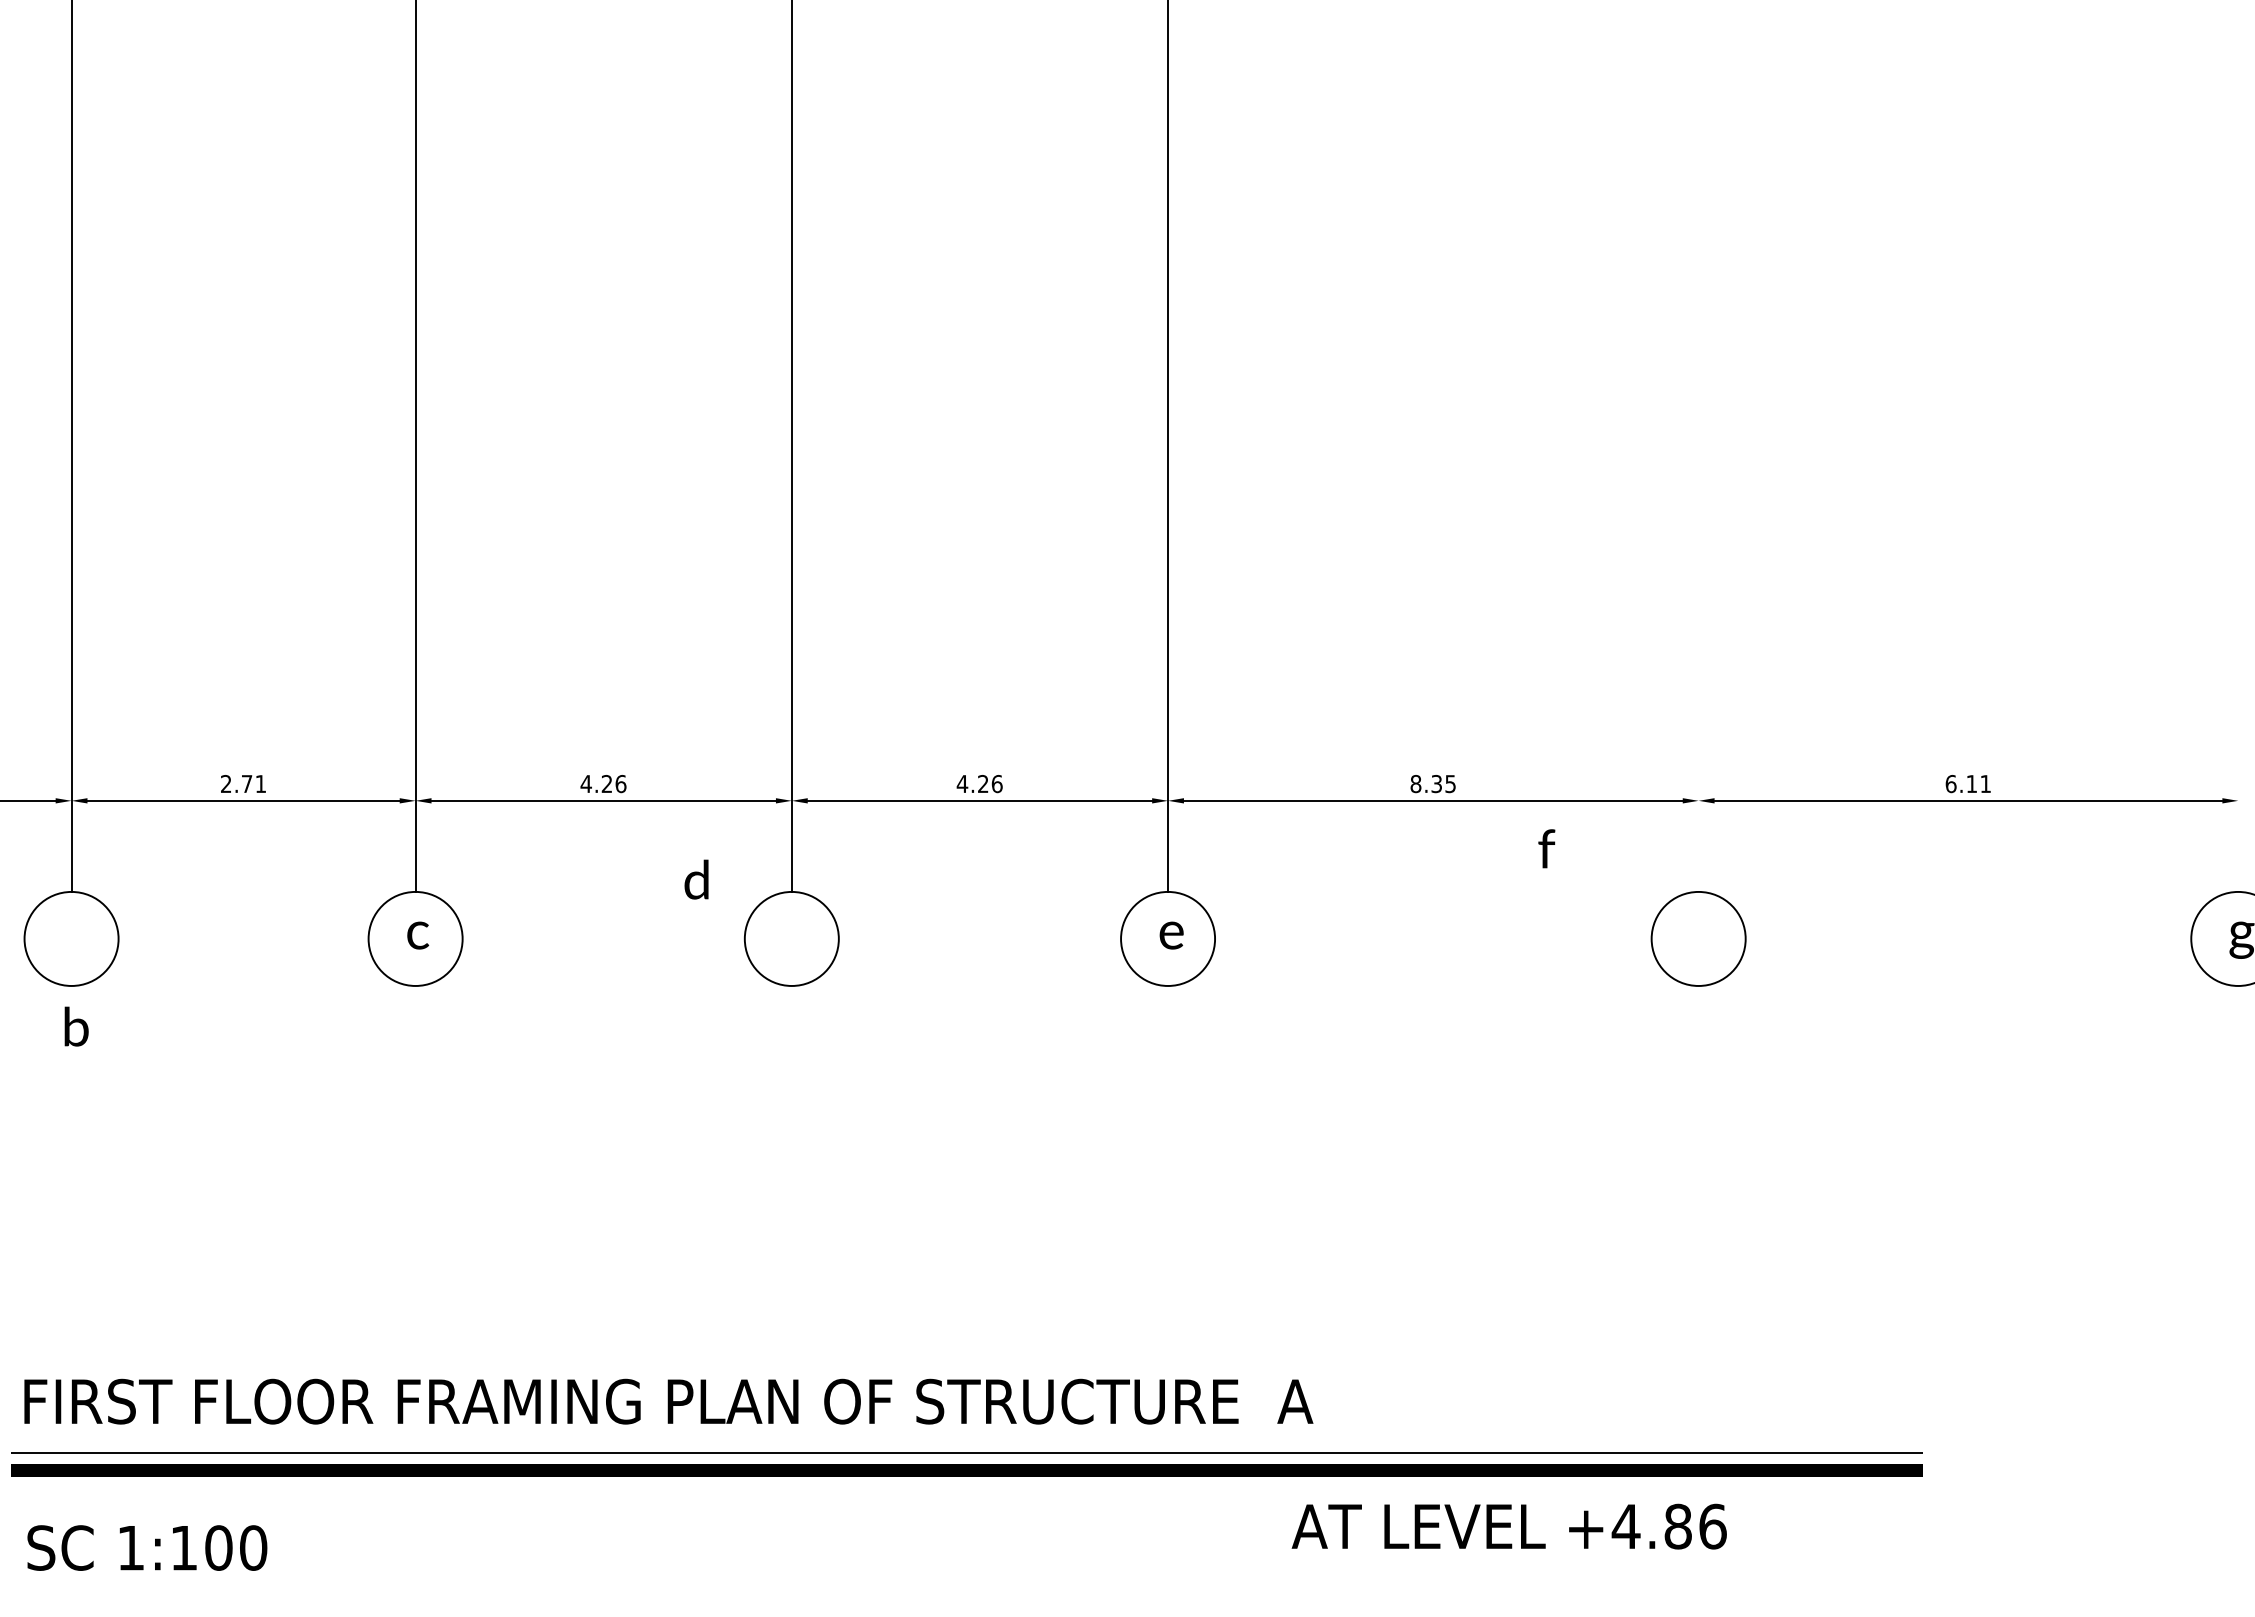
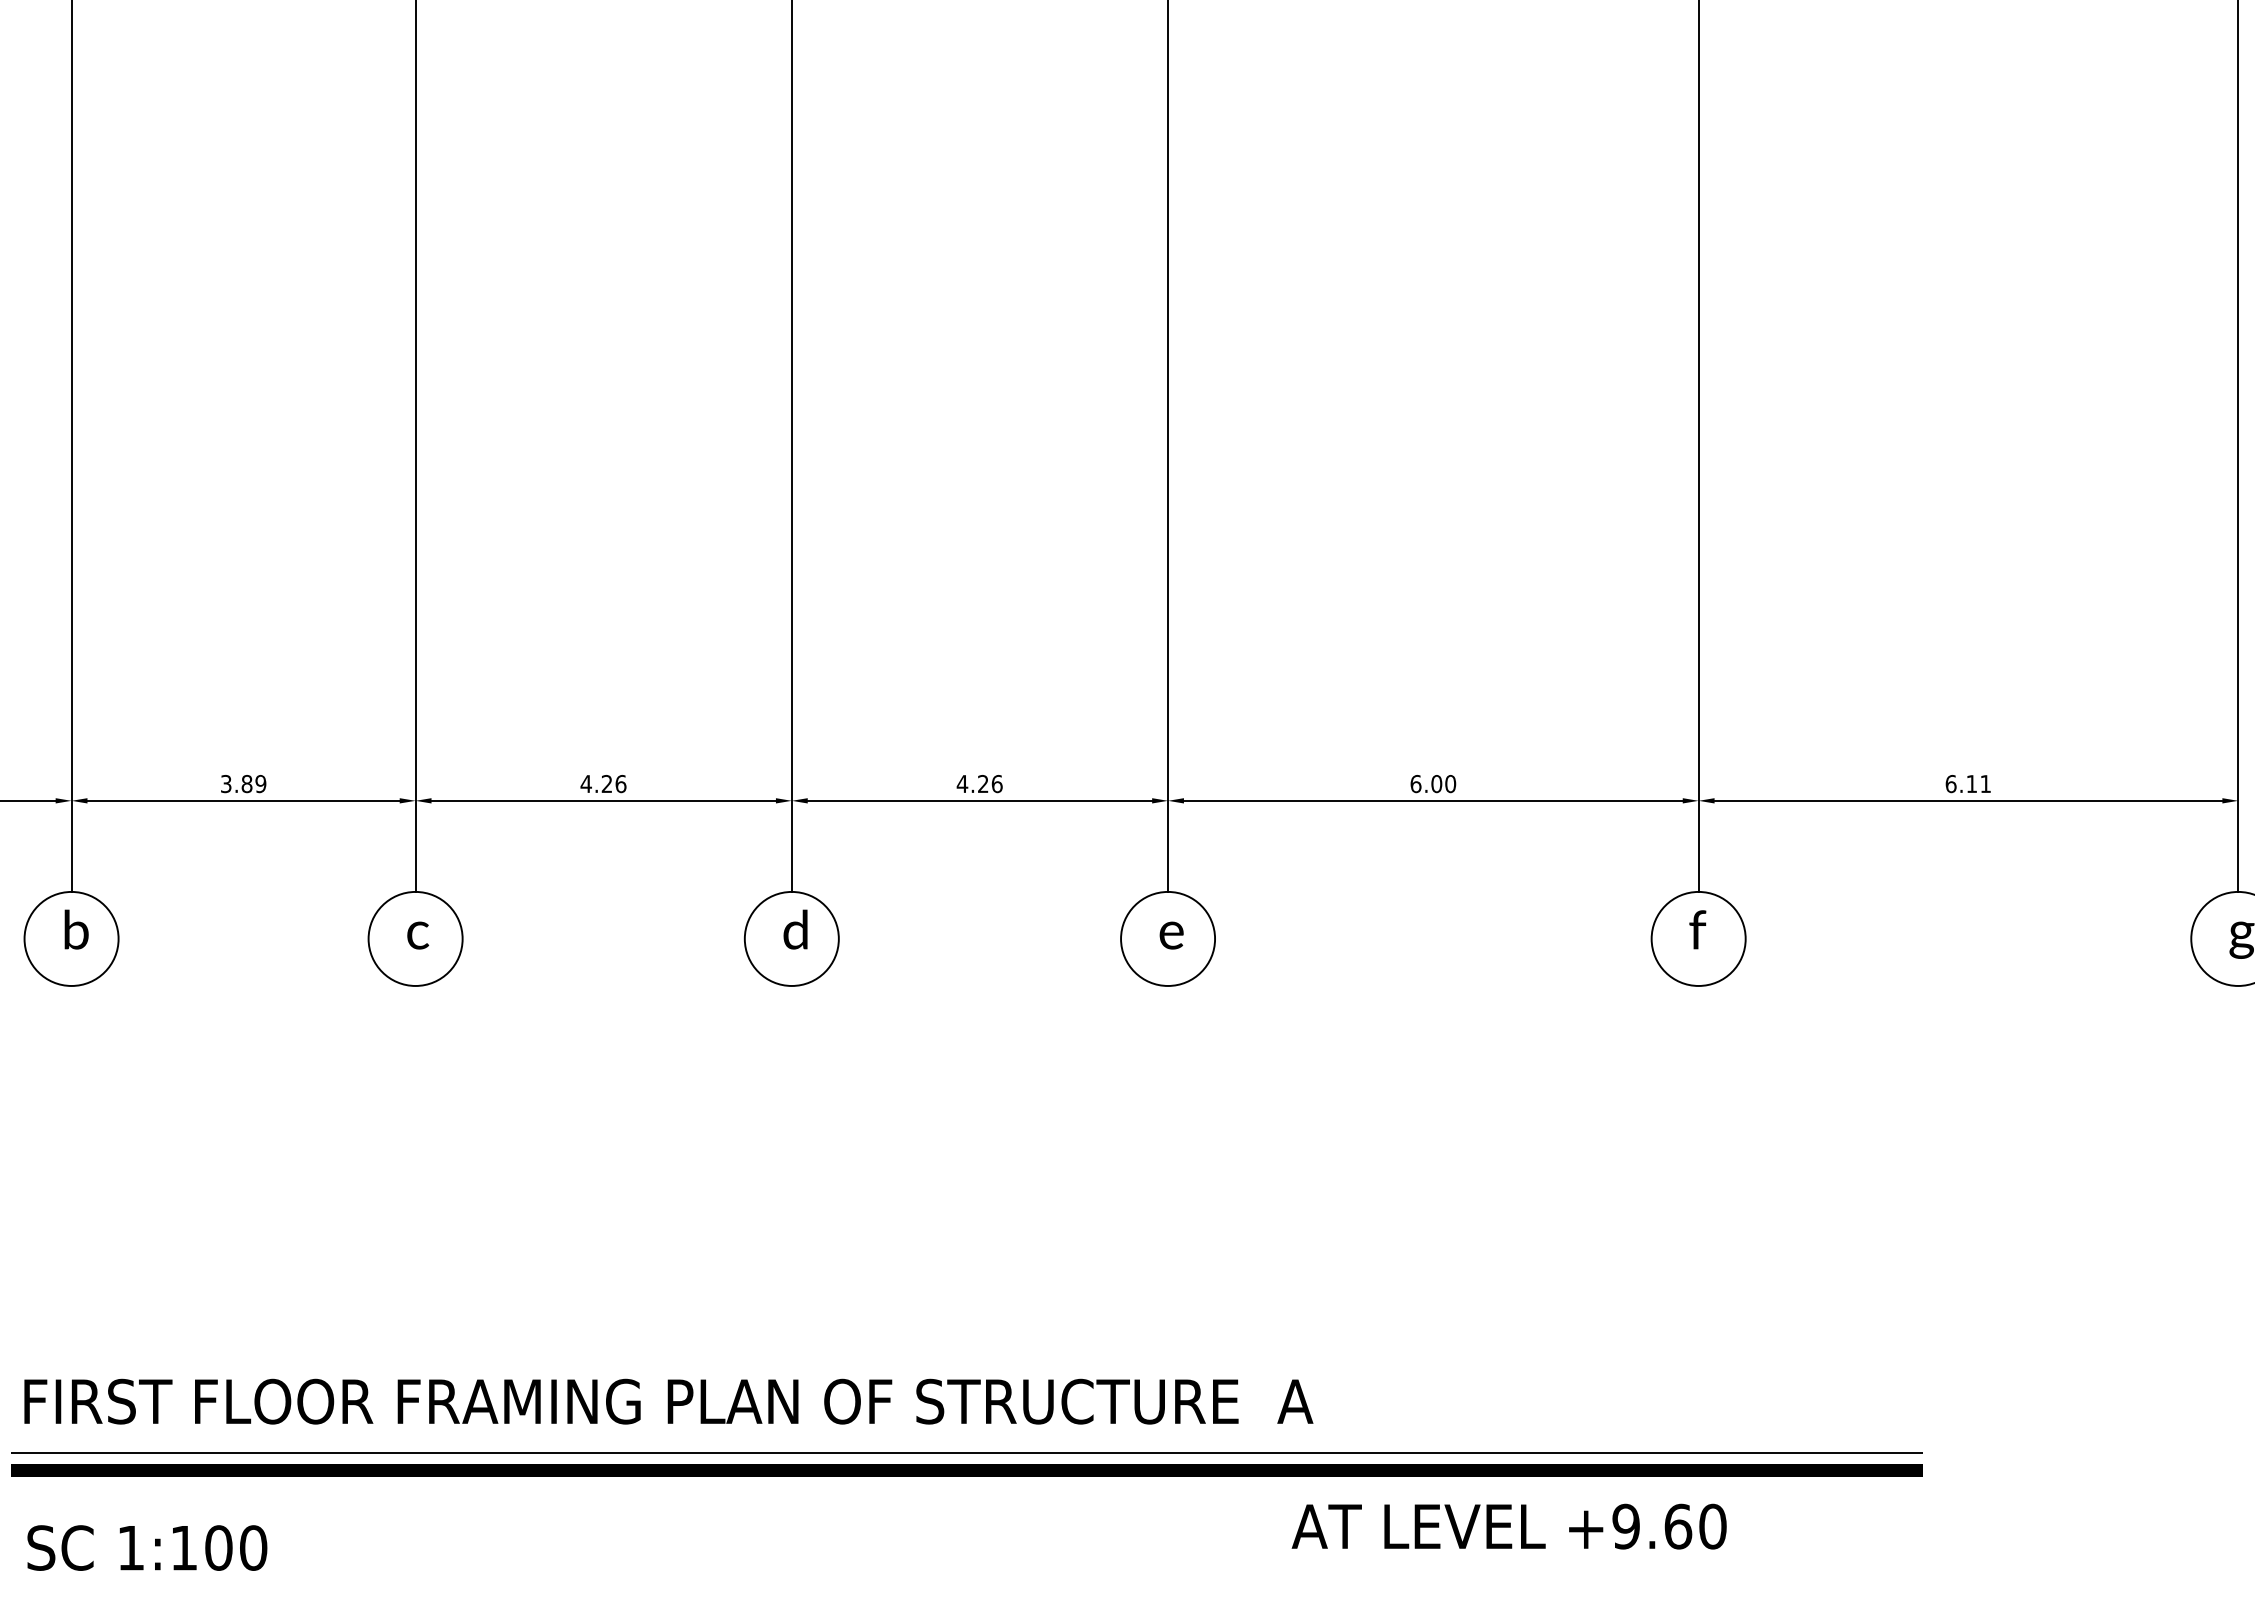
line: none -> present (1698, 446)
line: none -> present (2238, 446)
text: 2.71 -> 3.89 (243, 784)
text: 8.35 -> 6.00 (1433, 784)
text position: (1546, 848) -> (1697, 929) (1697, 929)
text position: (696, 879) -> (795, 929) (795, 929)
text position: (76, 1026) -> (76, 929) (76, 929)
text: +4.86 -> +9.60 (1668, 1526)
